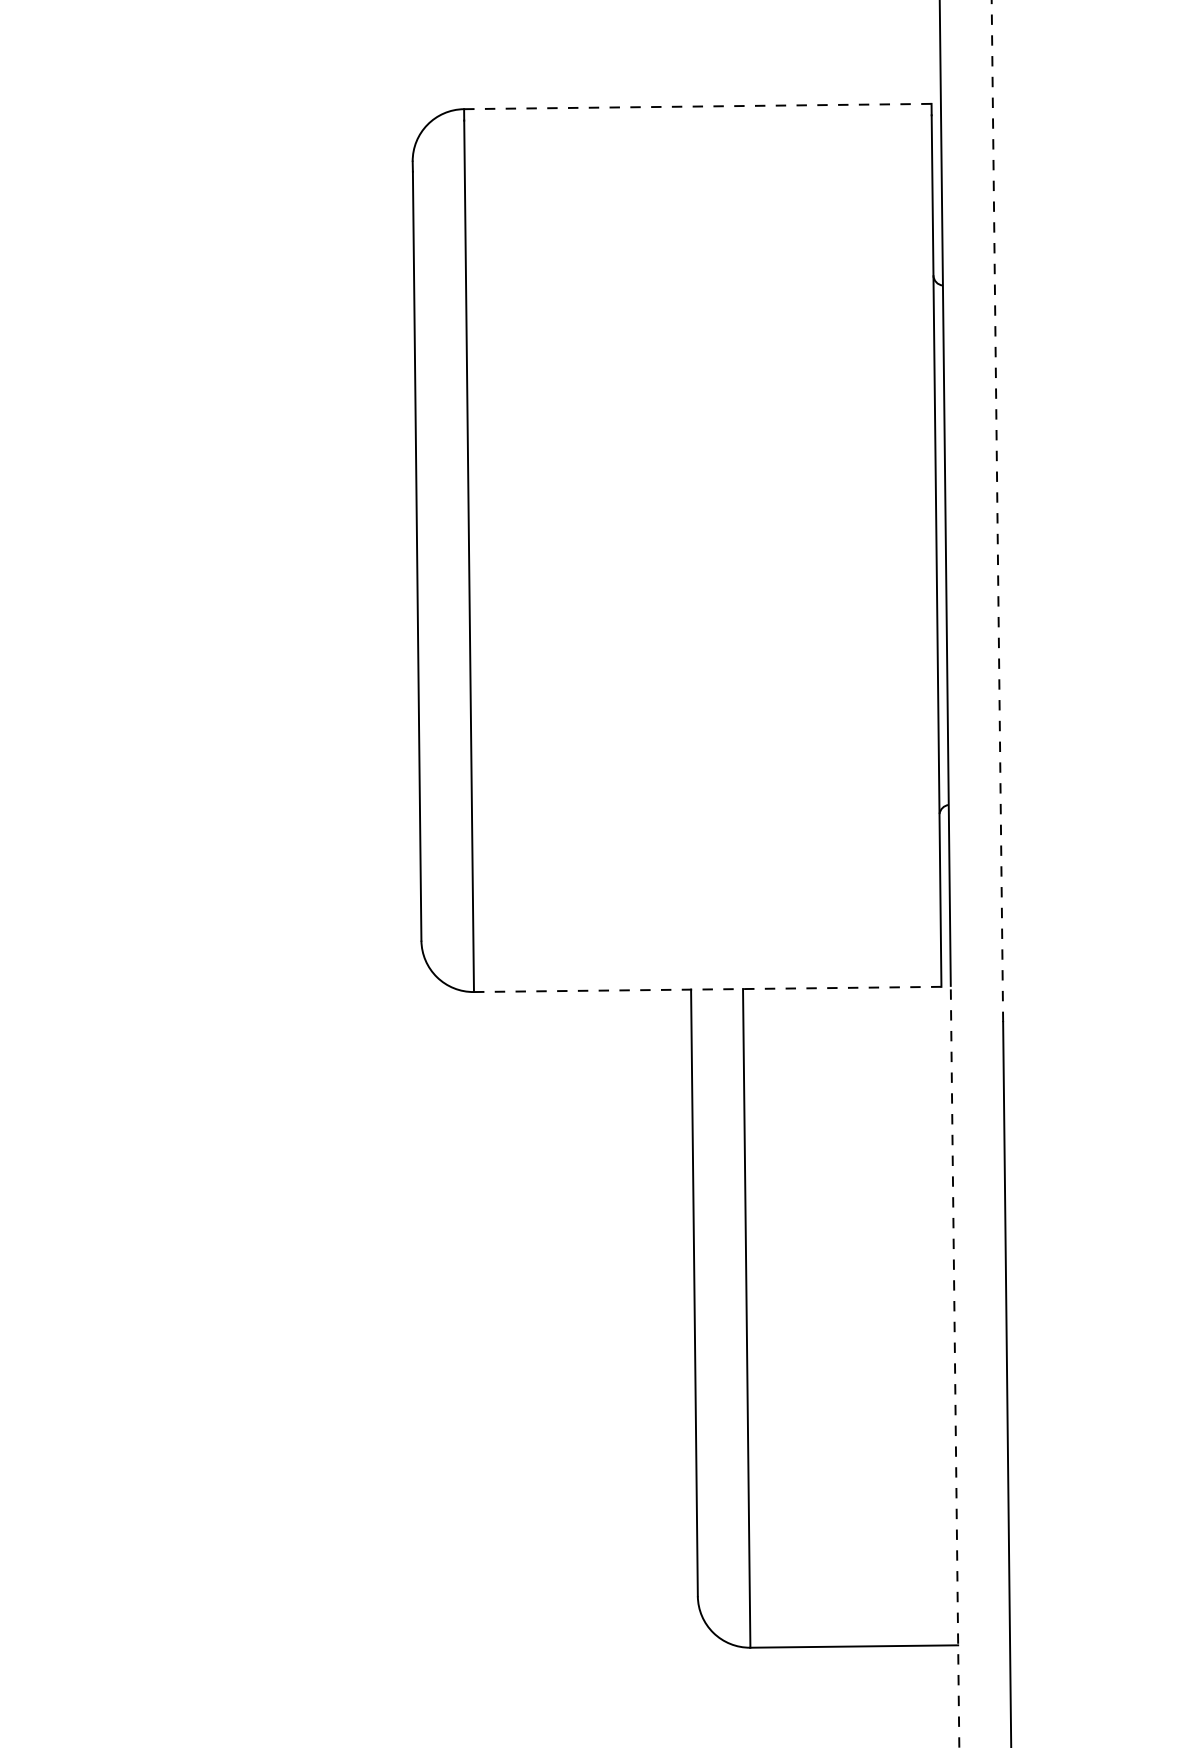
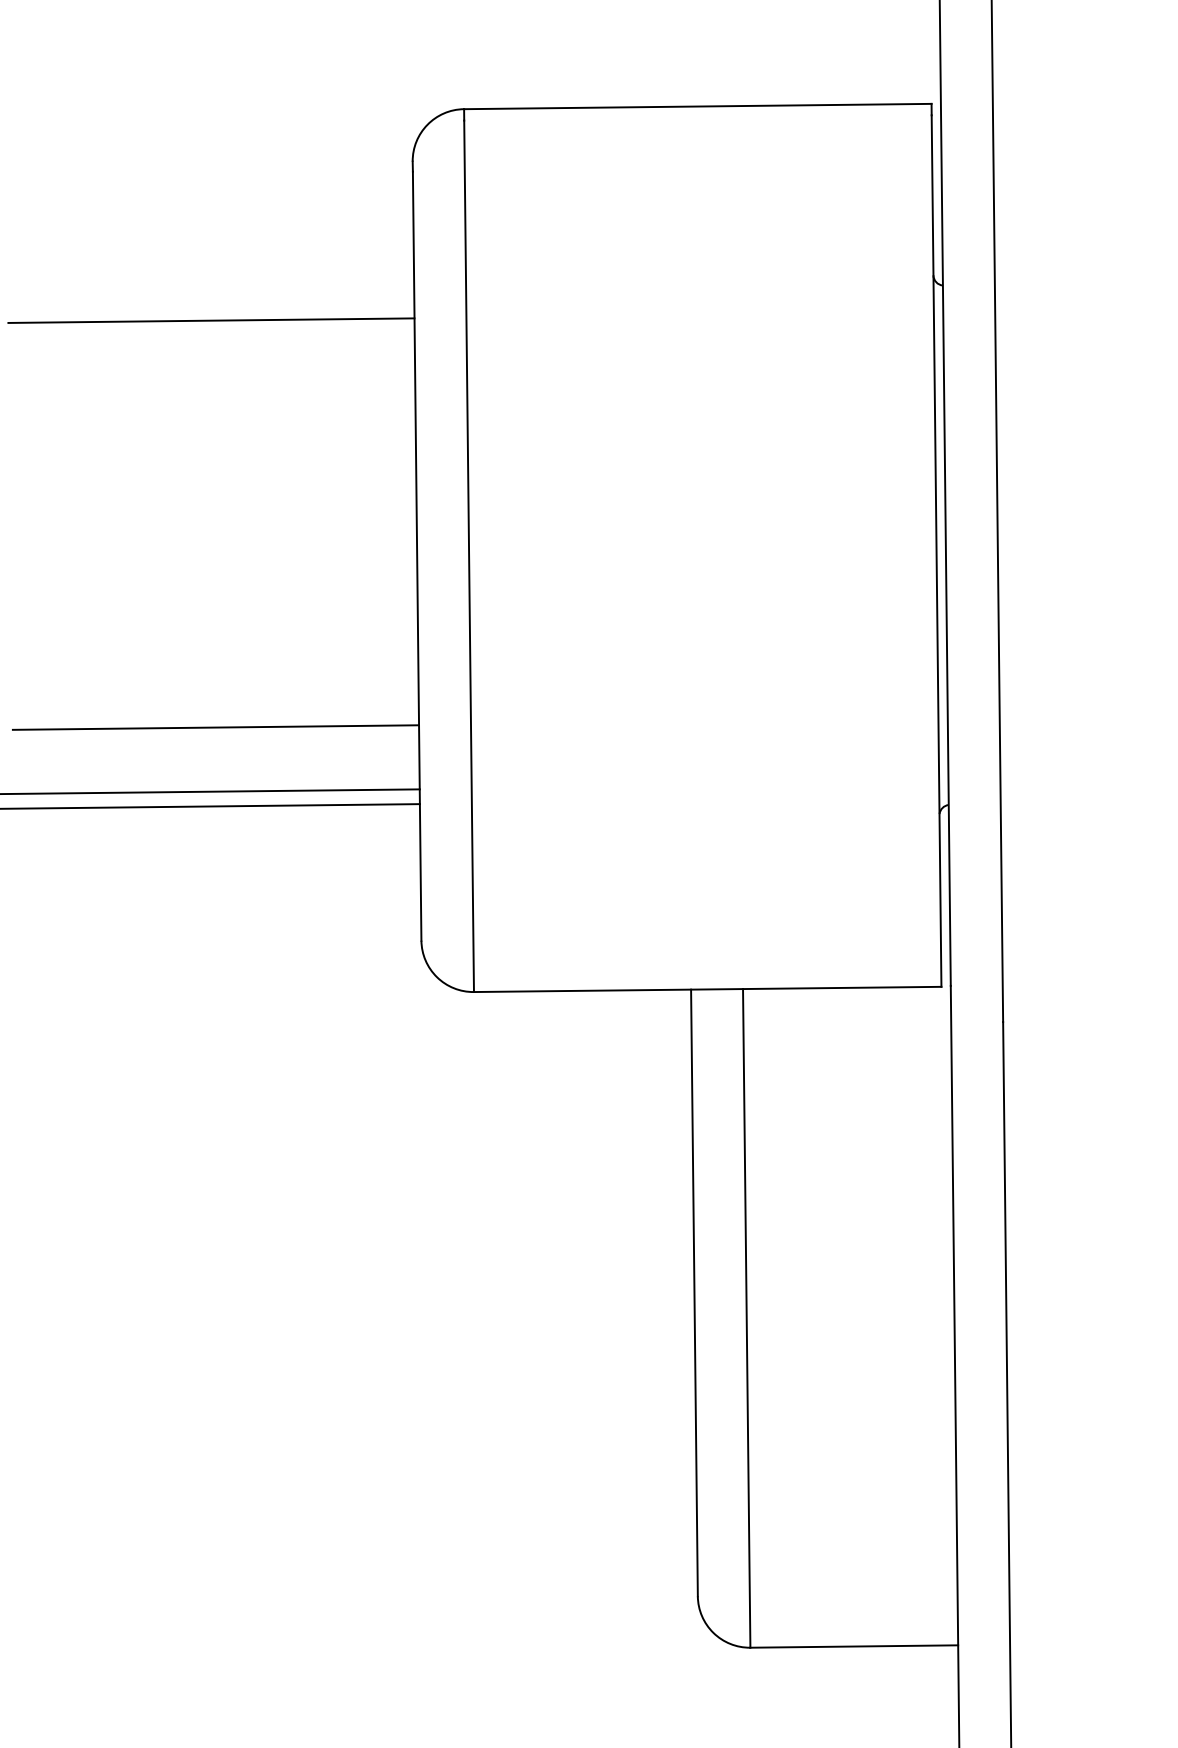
line: dashed -> solid (697, 106)
line: none -> present (211, 320)
line: dashed -> solid (997, 511)
line: none -> present (215, 727)
line: none -> present (210, 791)
line: none -> present (210, 806)
line: dashed -> solid (707, 989)
line: dashed -> solid (955, 1366)
